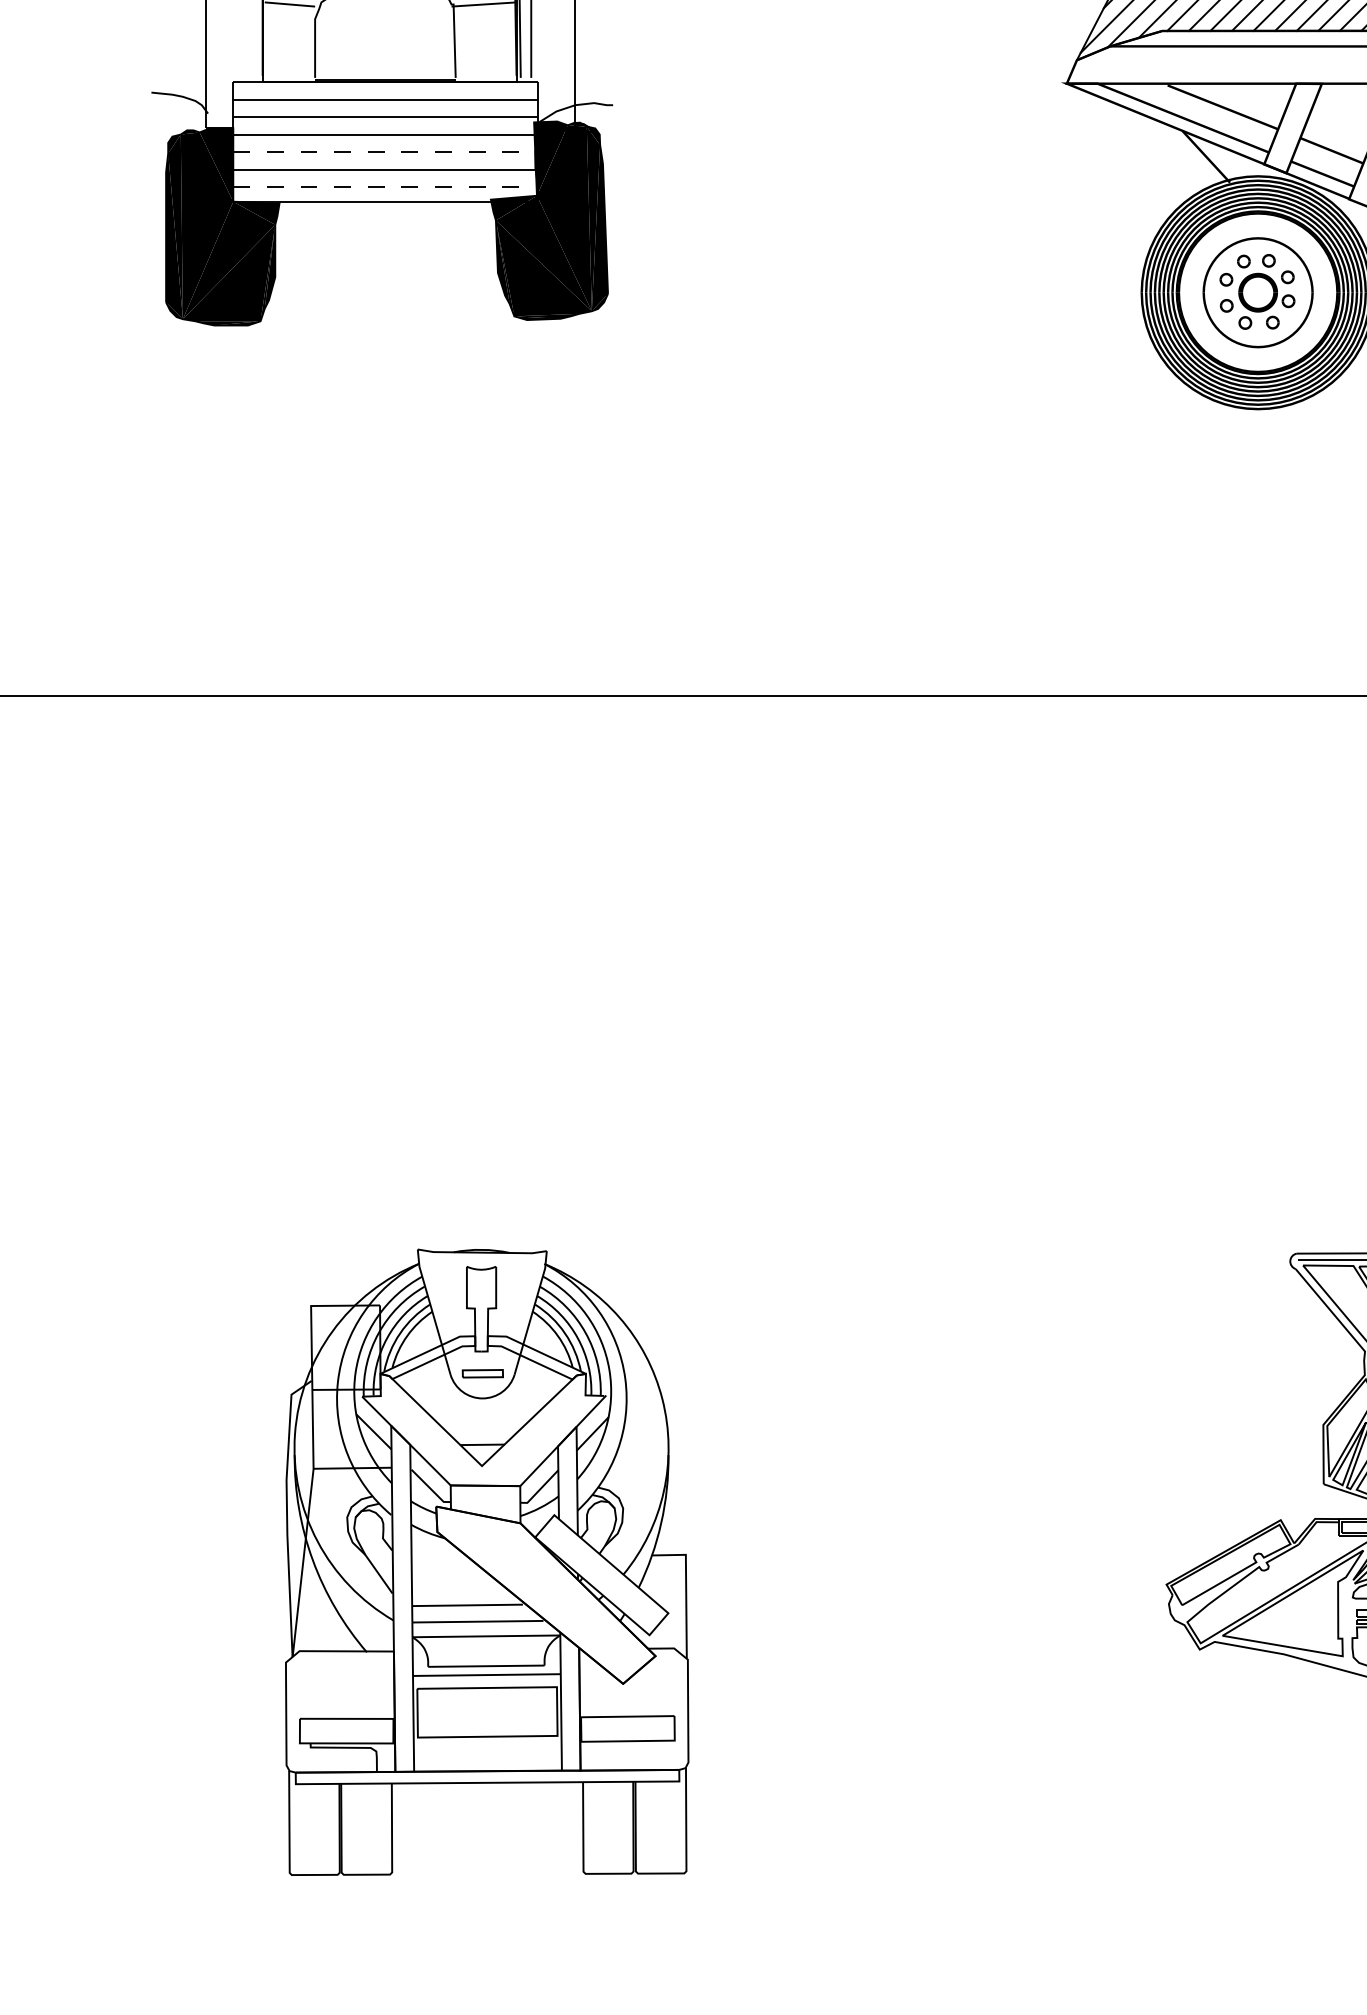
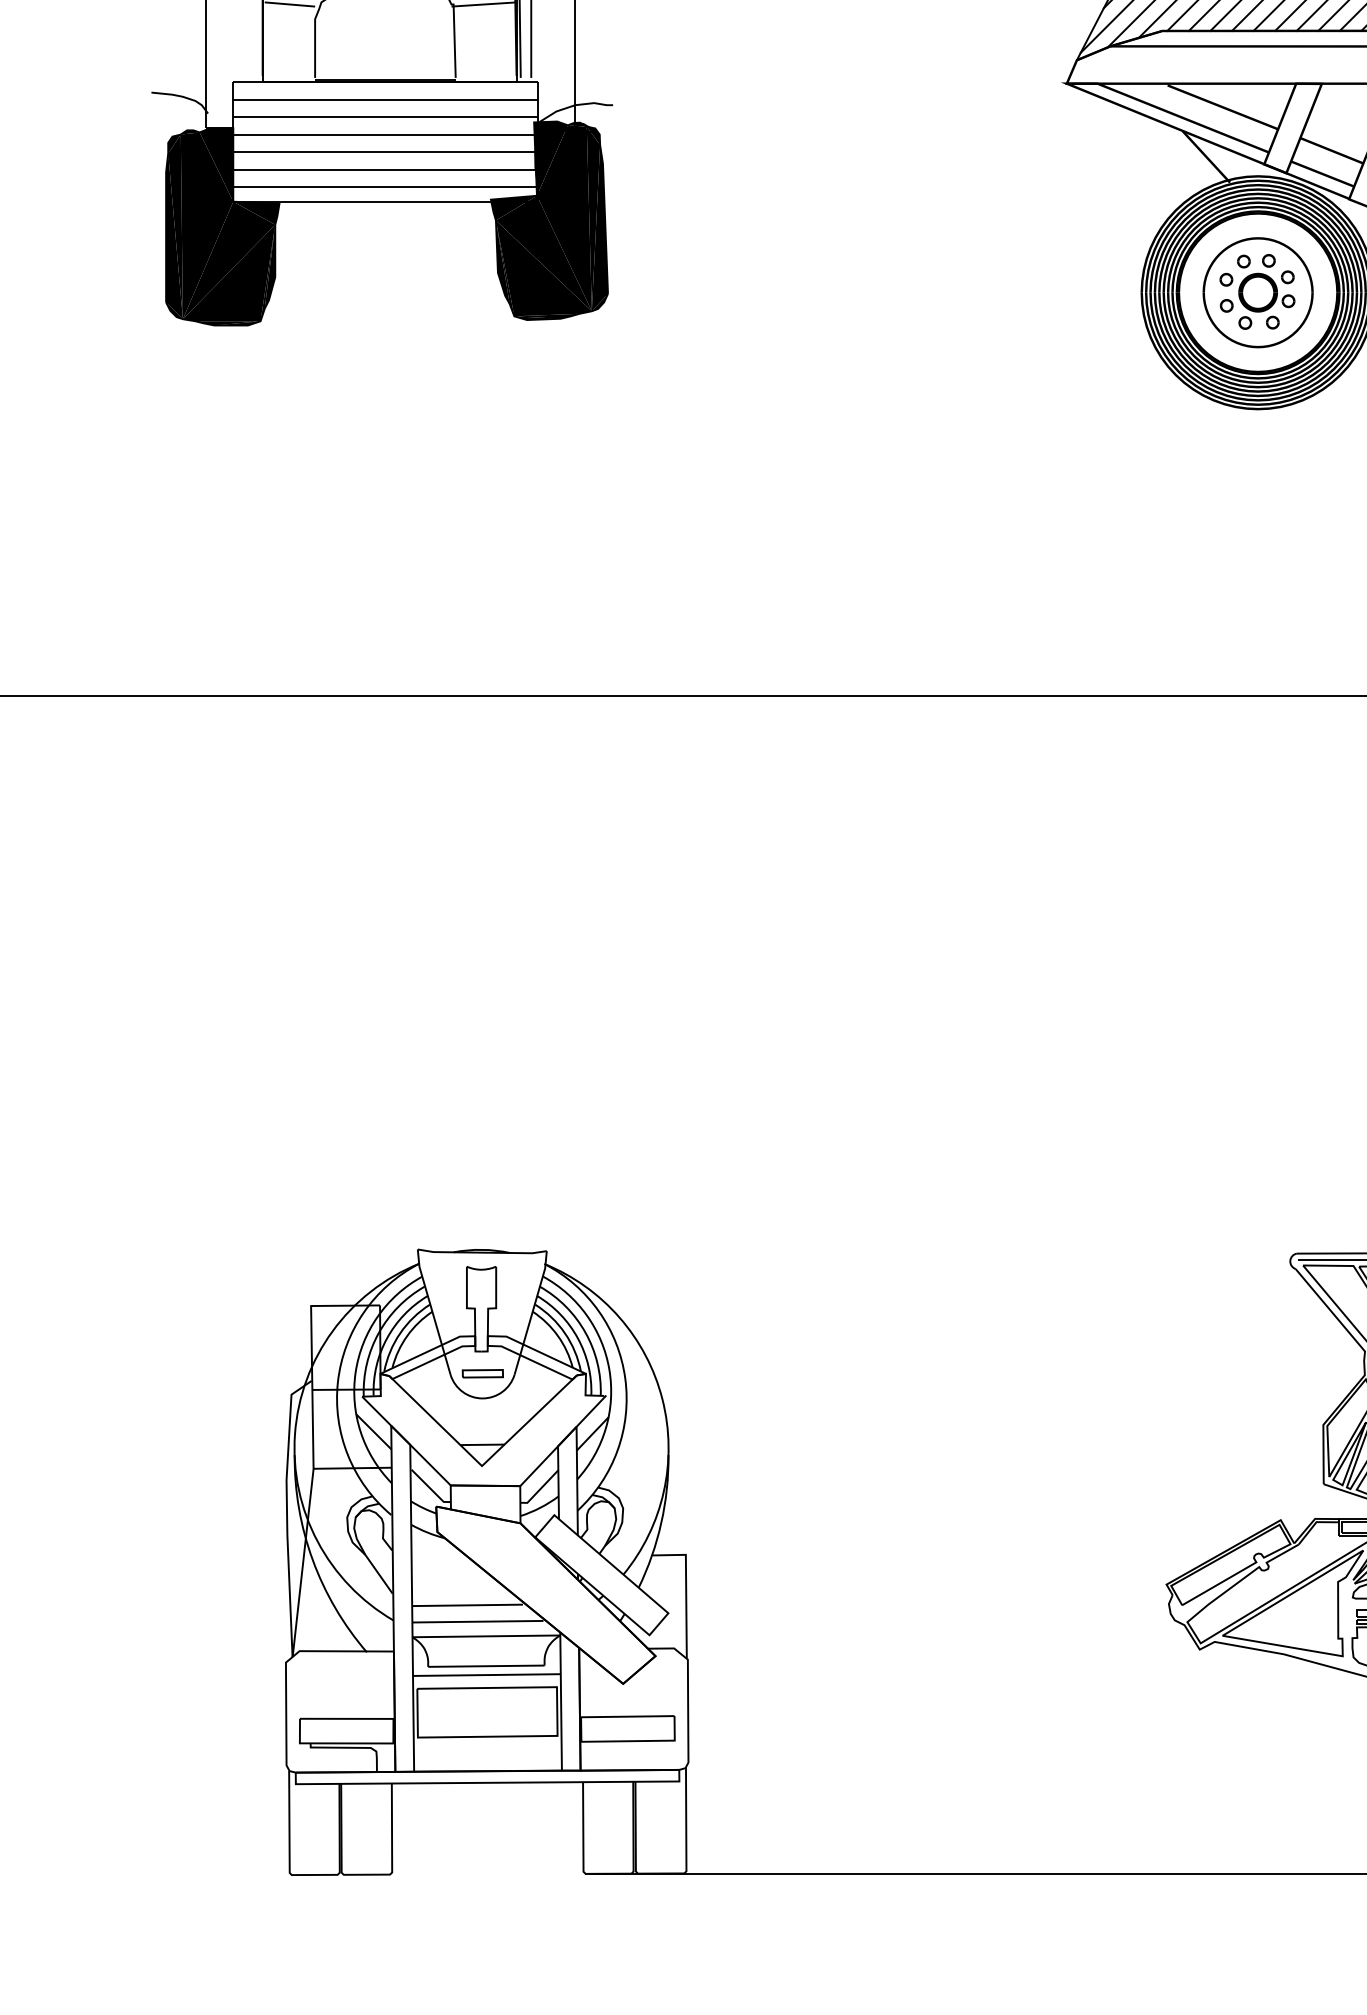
line: dashed -> solid (385, 152)
line: dashed -> solid (385, 187)
line: none -> present (974, 1873)
